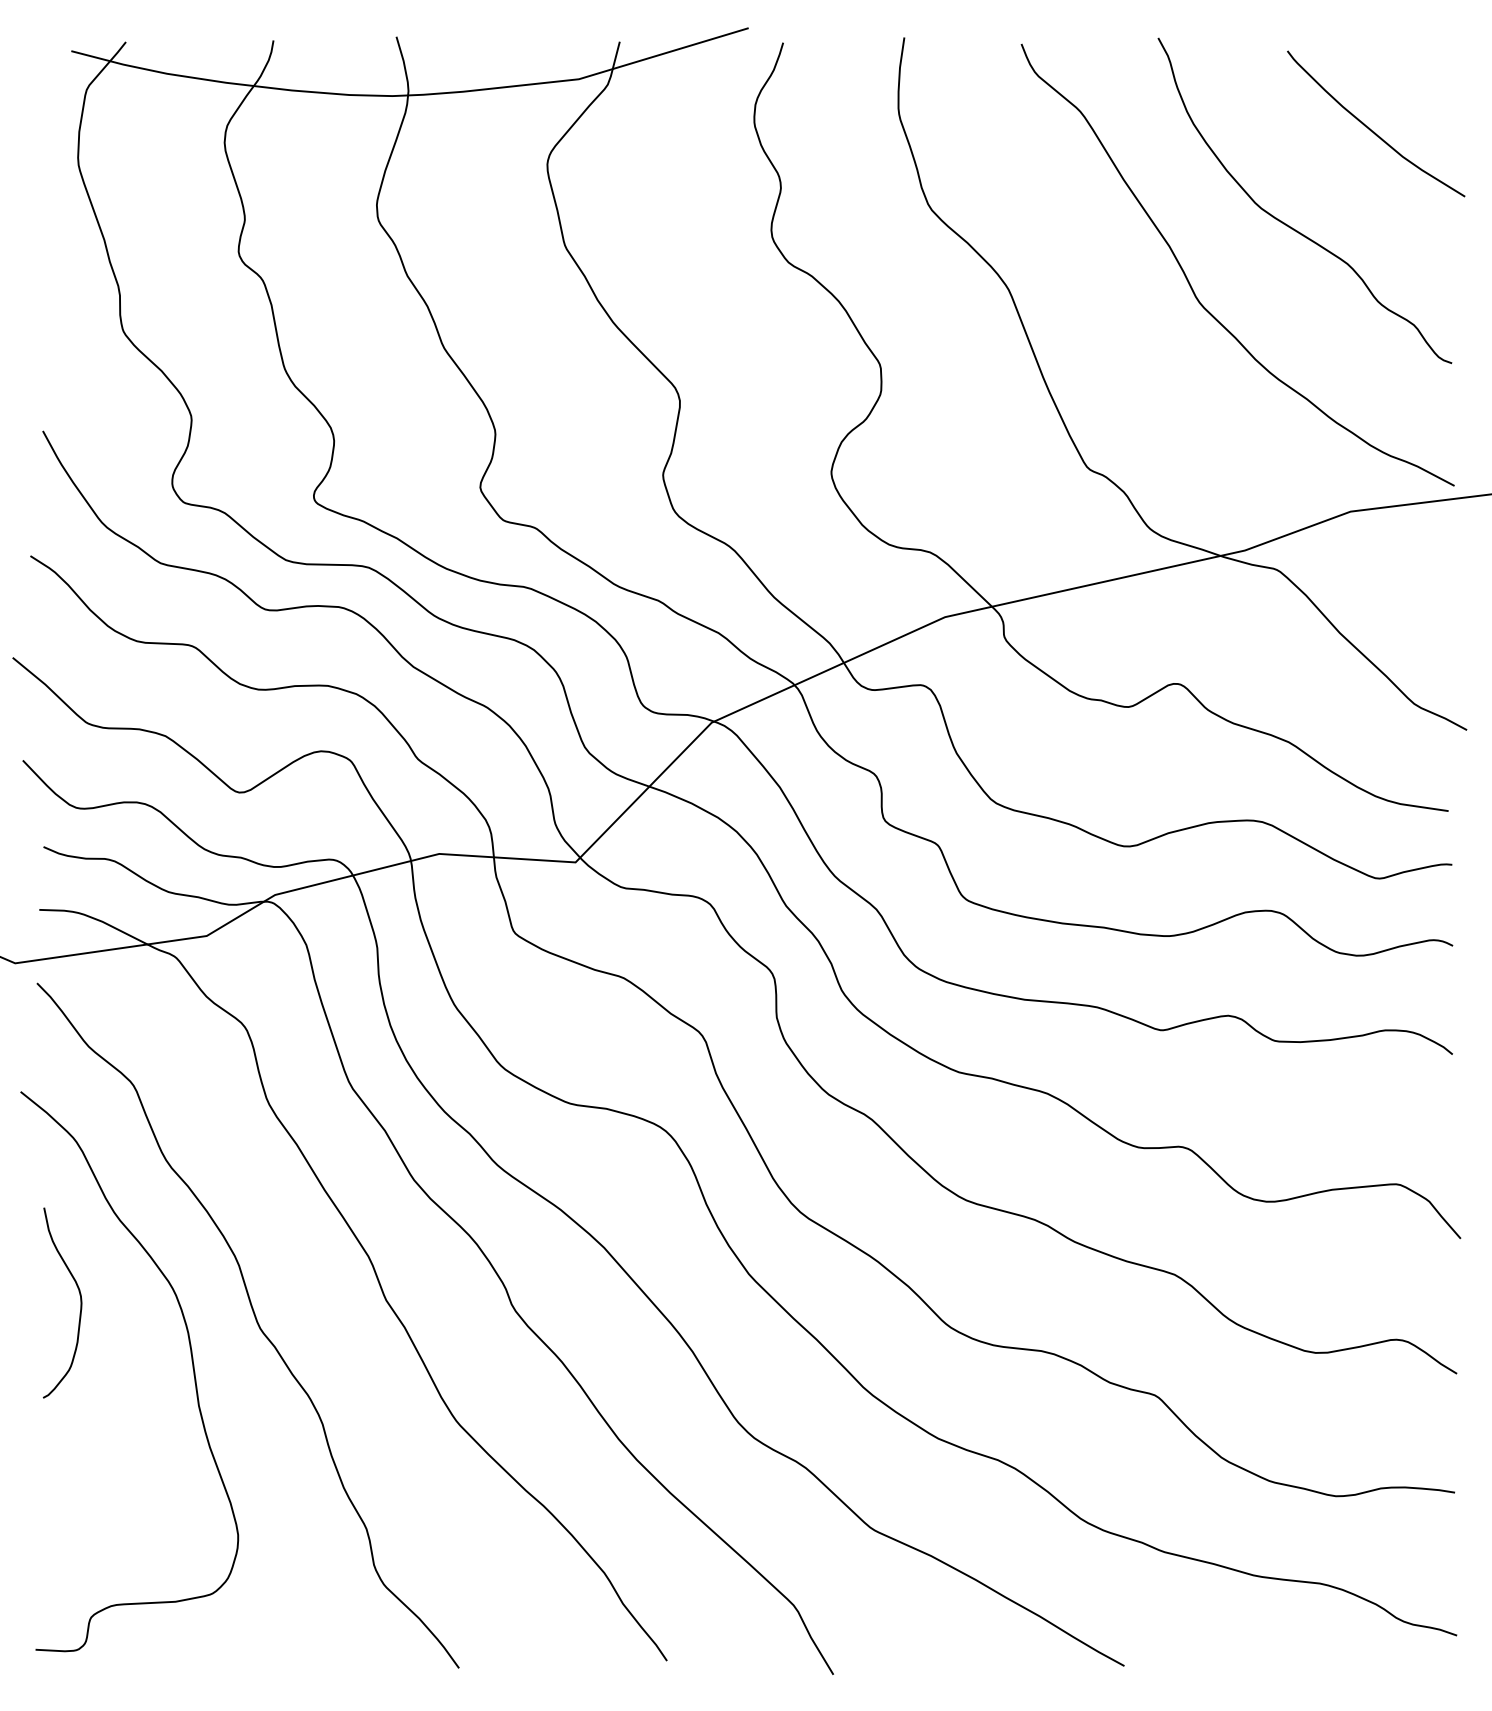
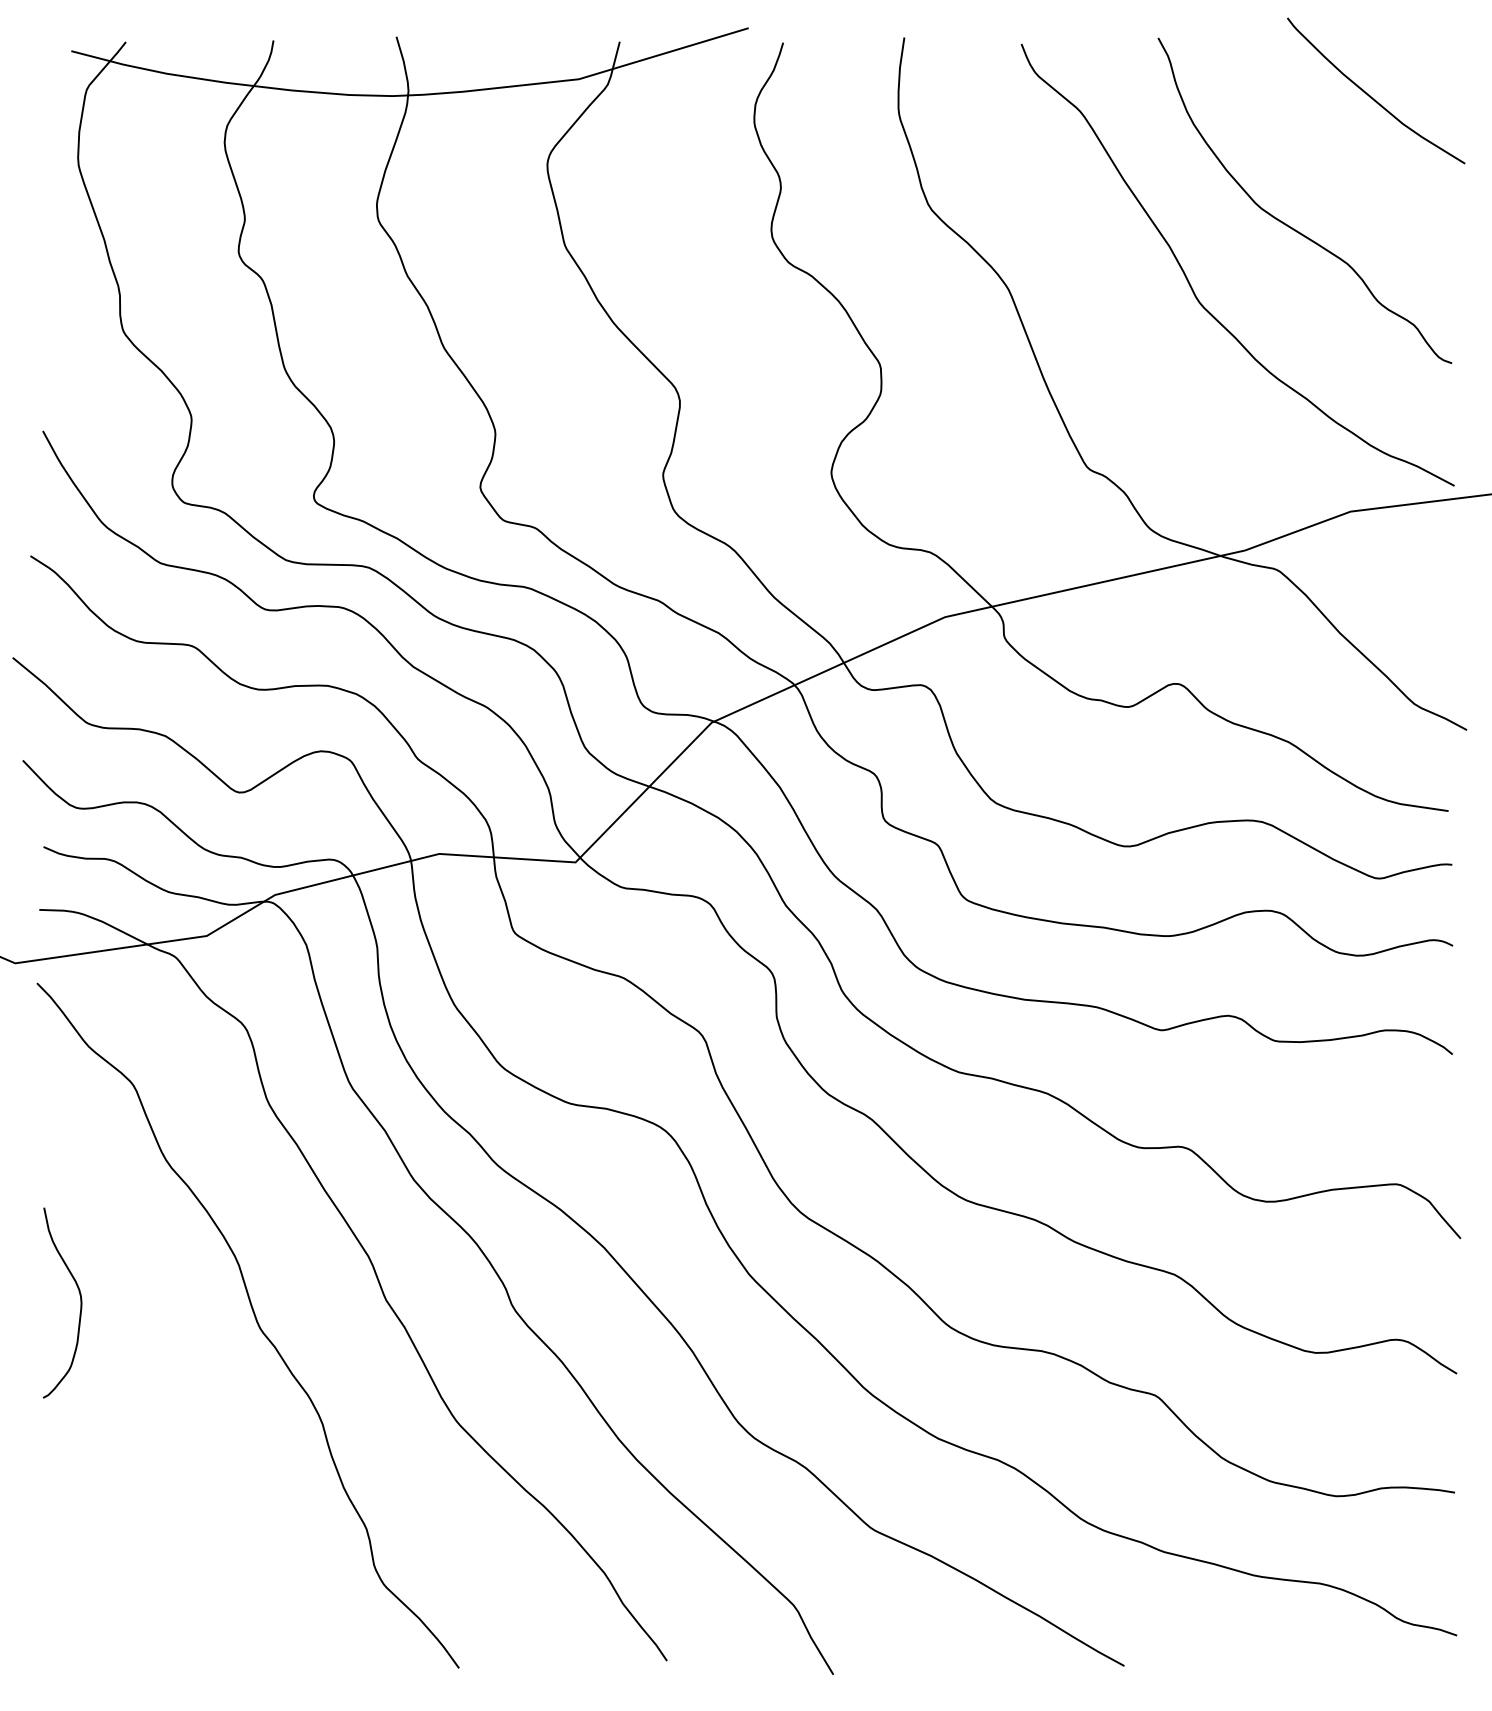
curve position: (1370, 128) -> (1370, 95) (1370, 95)
curve: present -> none (191, 1361)
